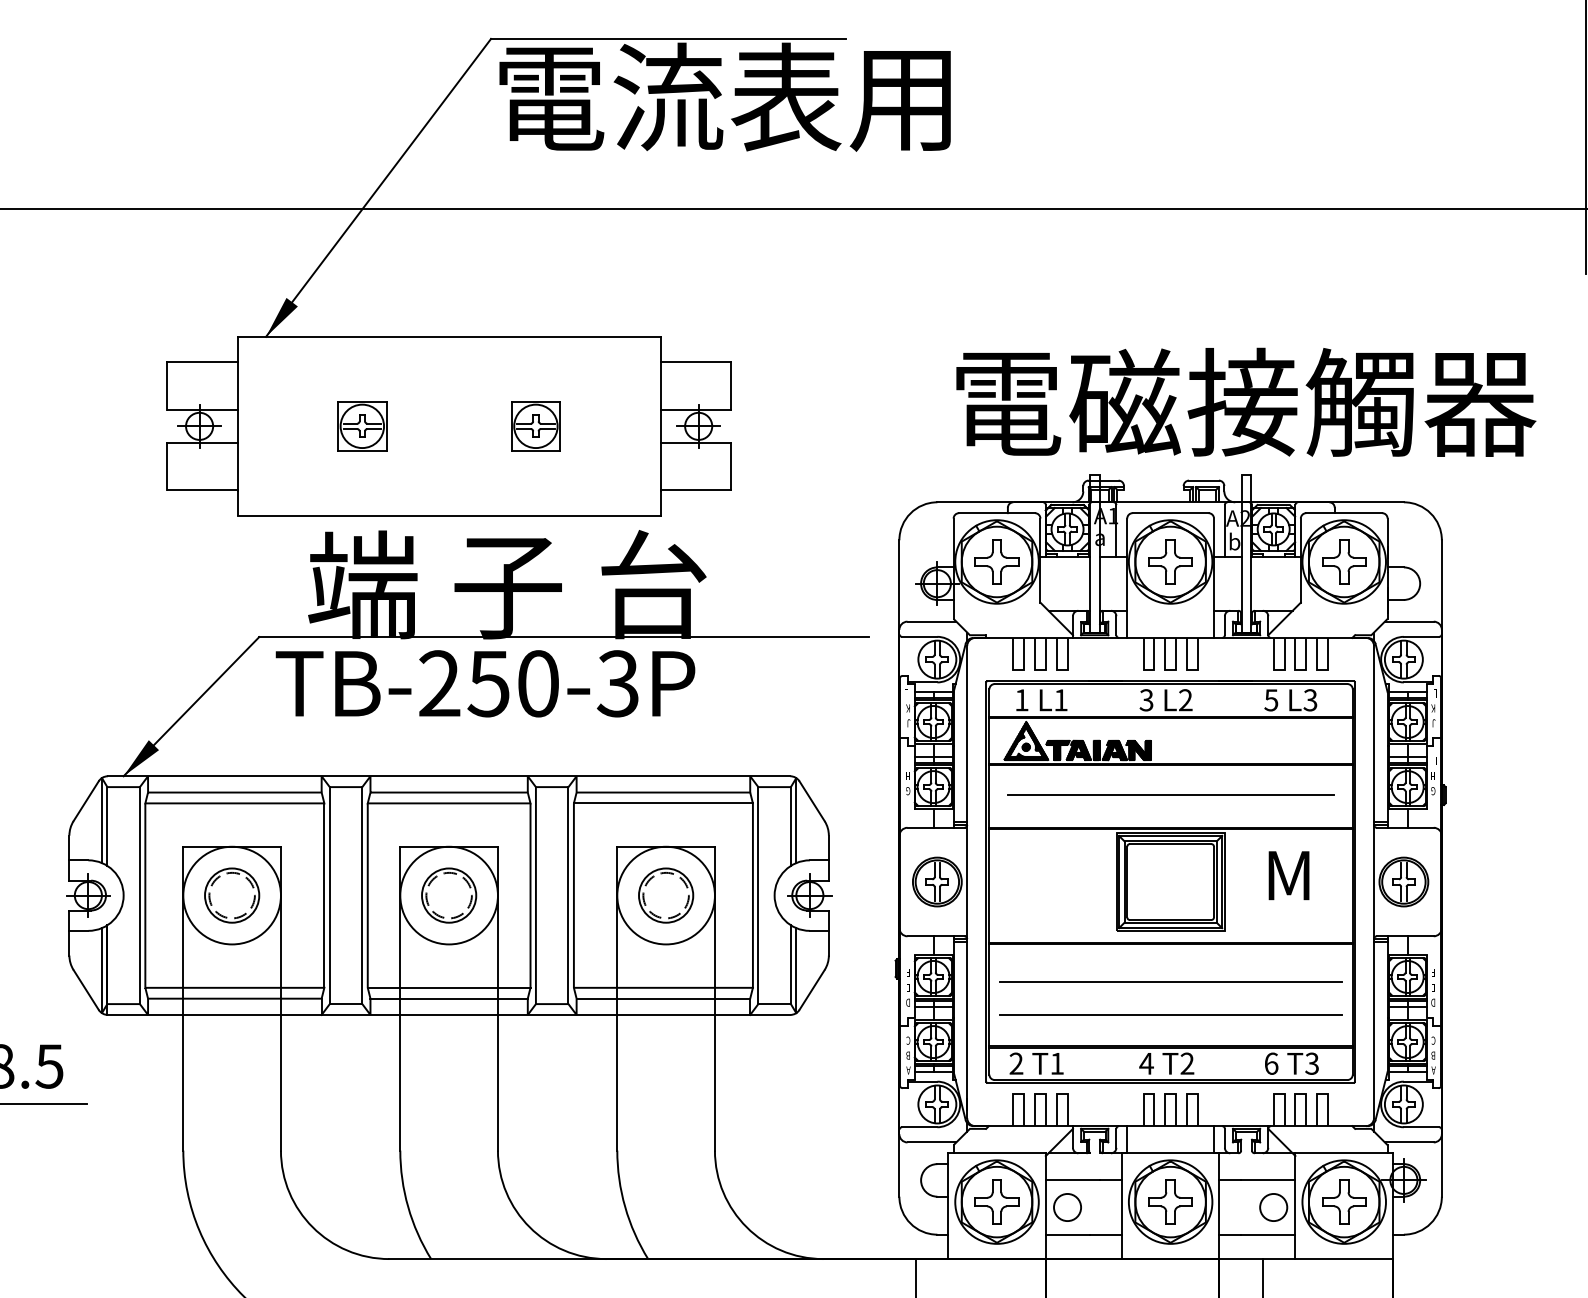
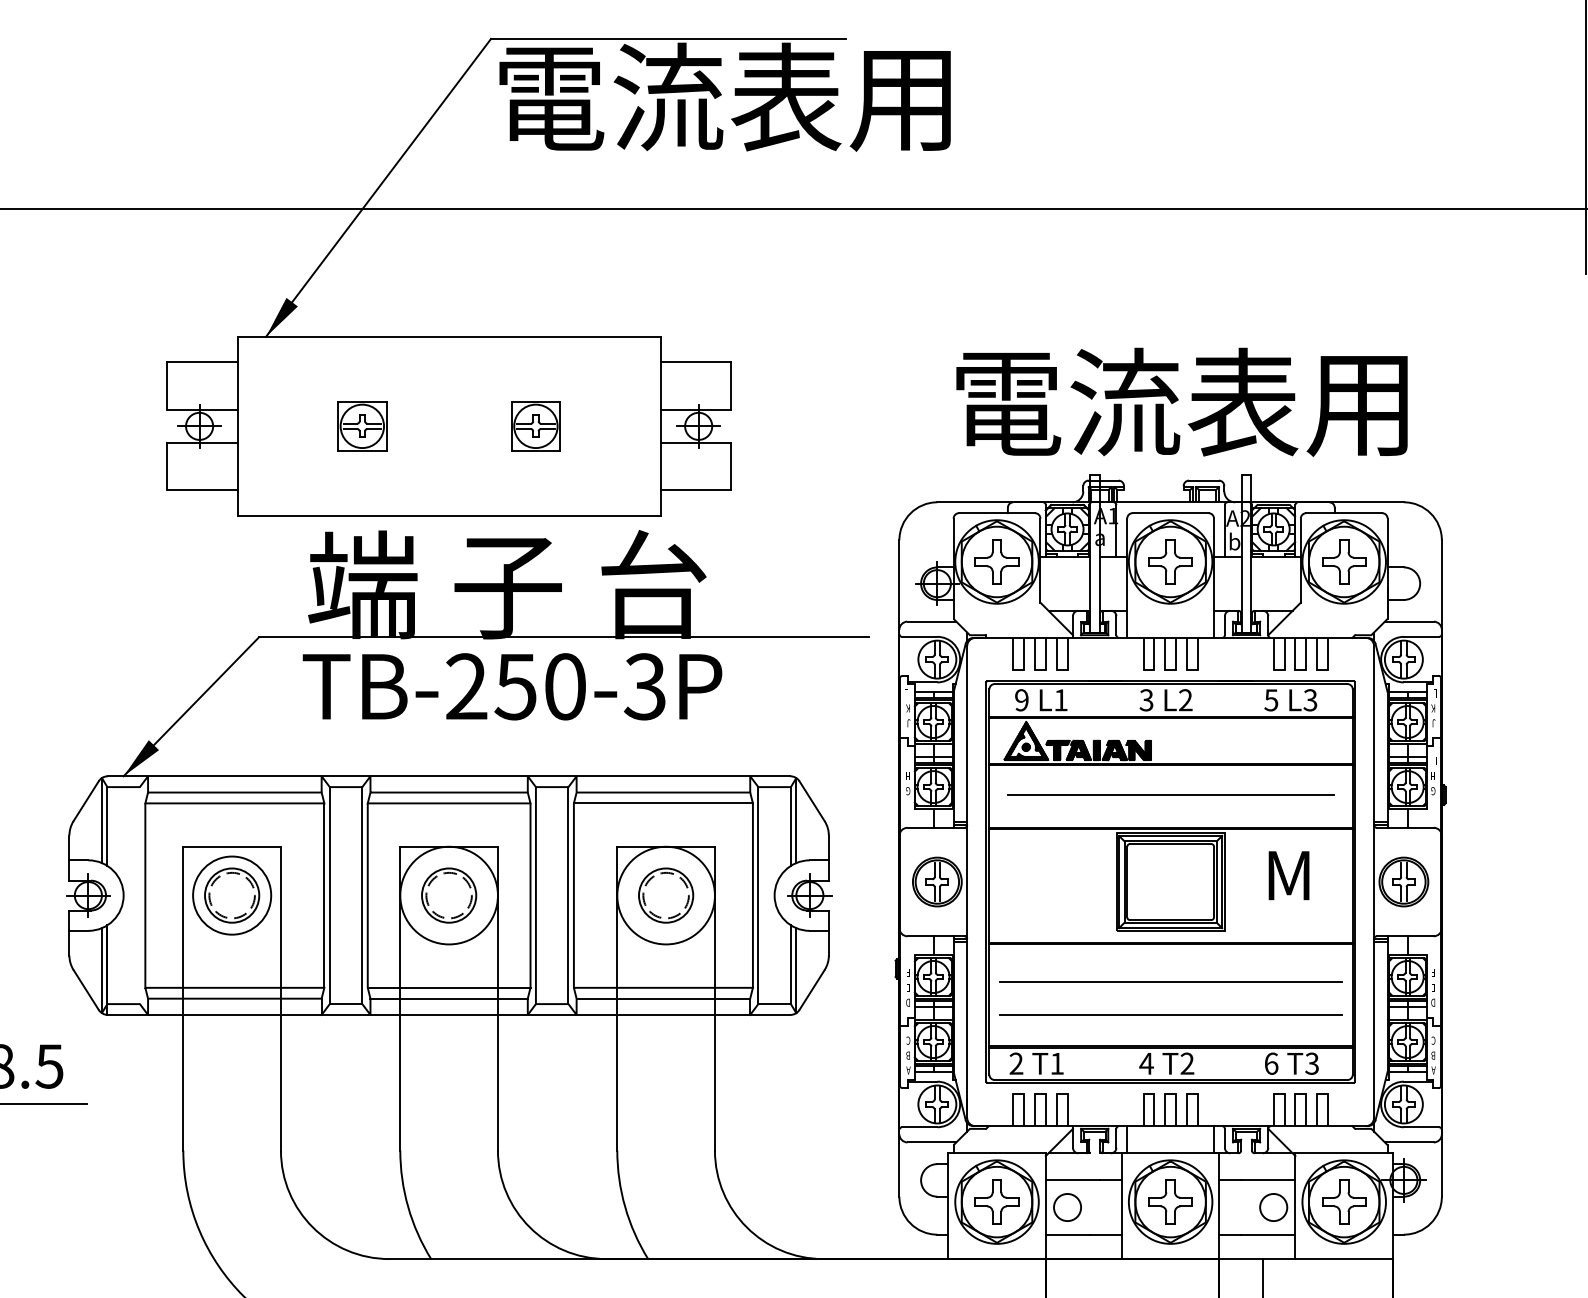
text: 電磁接觸器 -> 電流表用 (1302, 401)
text position: (485, 683) -> (512, 686) (512, 686)
text: 1 -> 9 (1021, 700)
line: present -> none (139, 895)
circle diameter: 98 px -> 78 px (232, 895)
line: present -> none (915, 1276)
